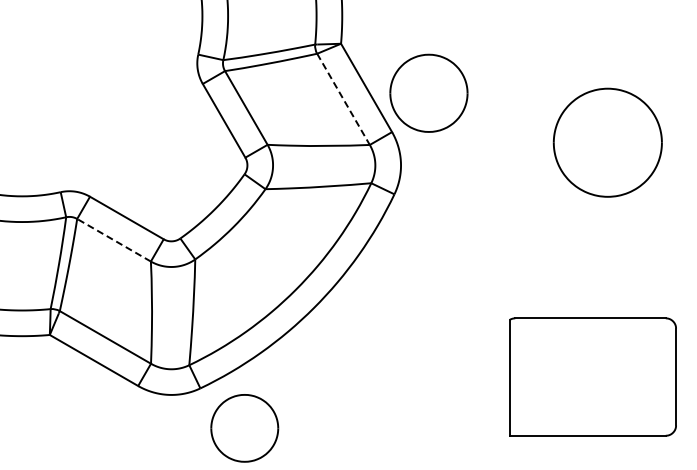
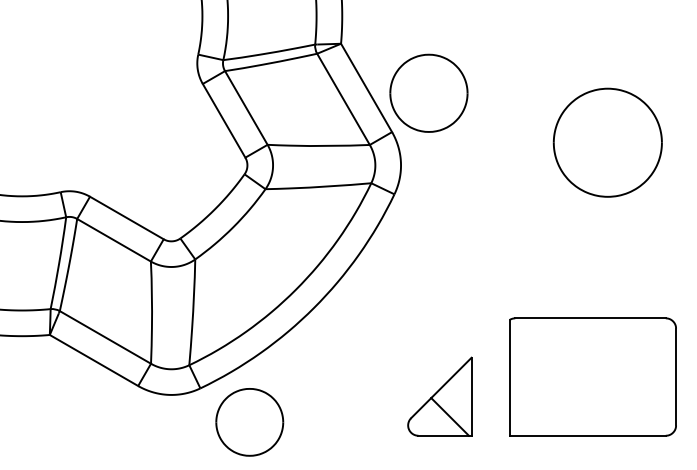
line: dashed -> solid (343, 99)
line: dashed -> solid (114, 240)
part: none -> present (439, 396)
part position: (244, 428) -> (249, 422) (249, 422)
